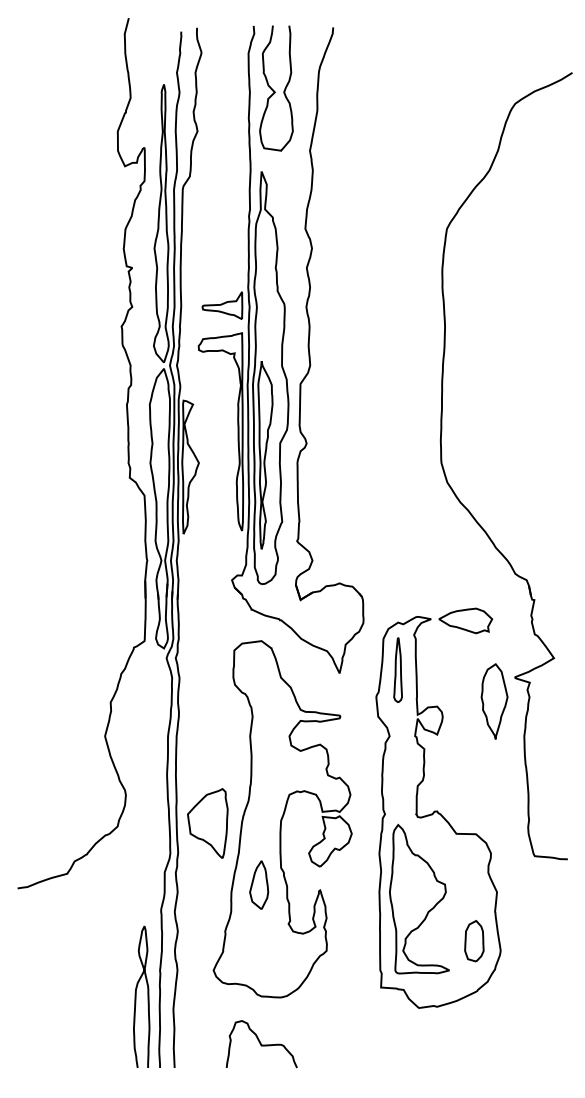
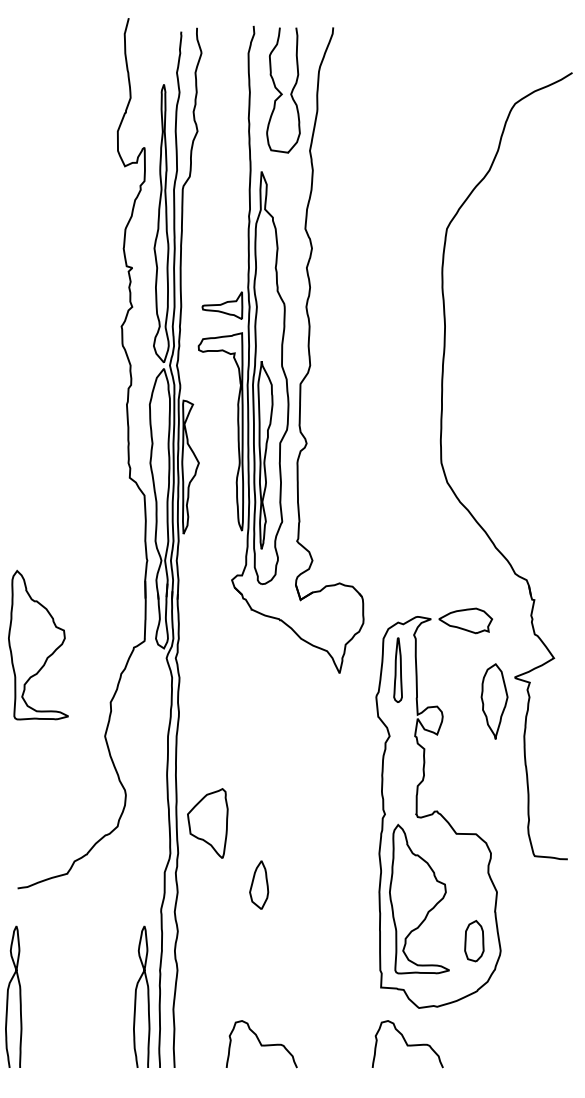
curve position: (274, 90) -> (281, 92) (281, 92)
part: none -> present (38, 644)
part: present -> none (282, 819)
curve: none -> present (8, 996)
curve: none -> present (407, 1044)
